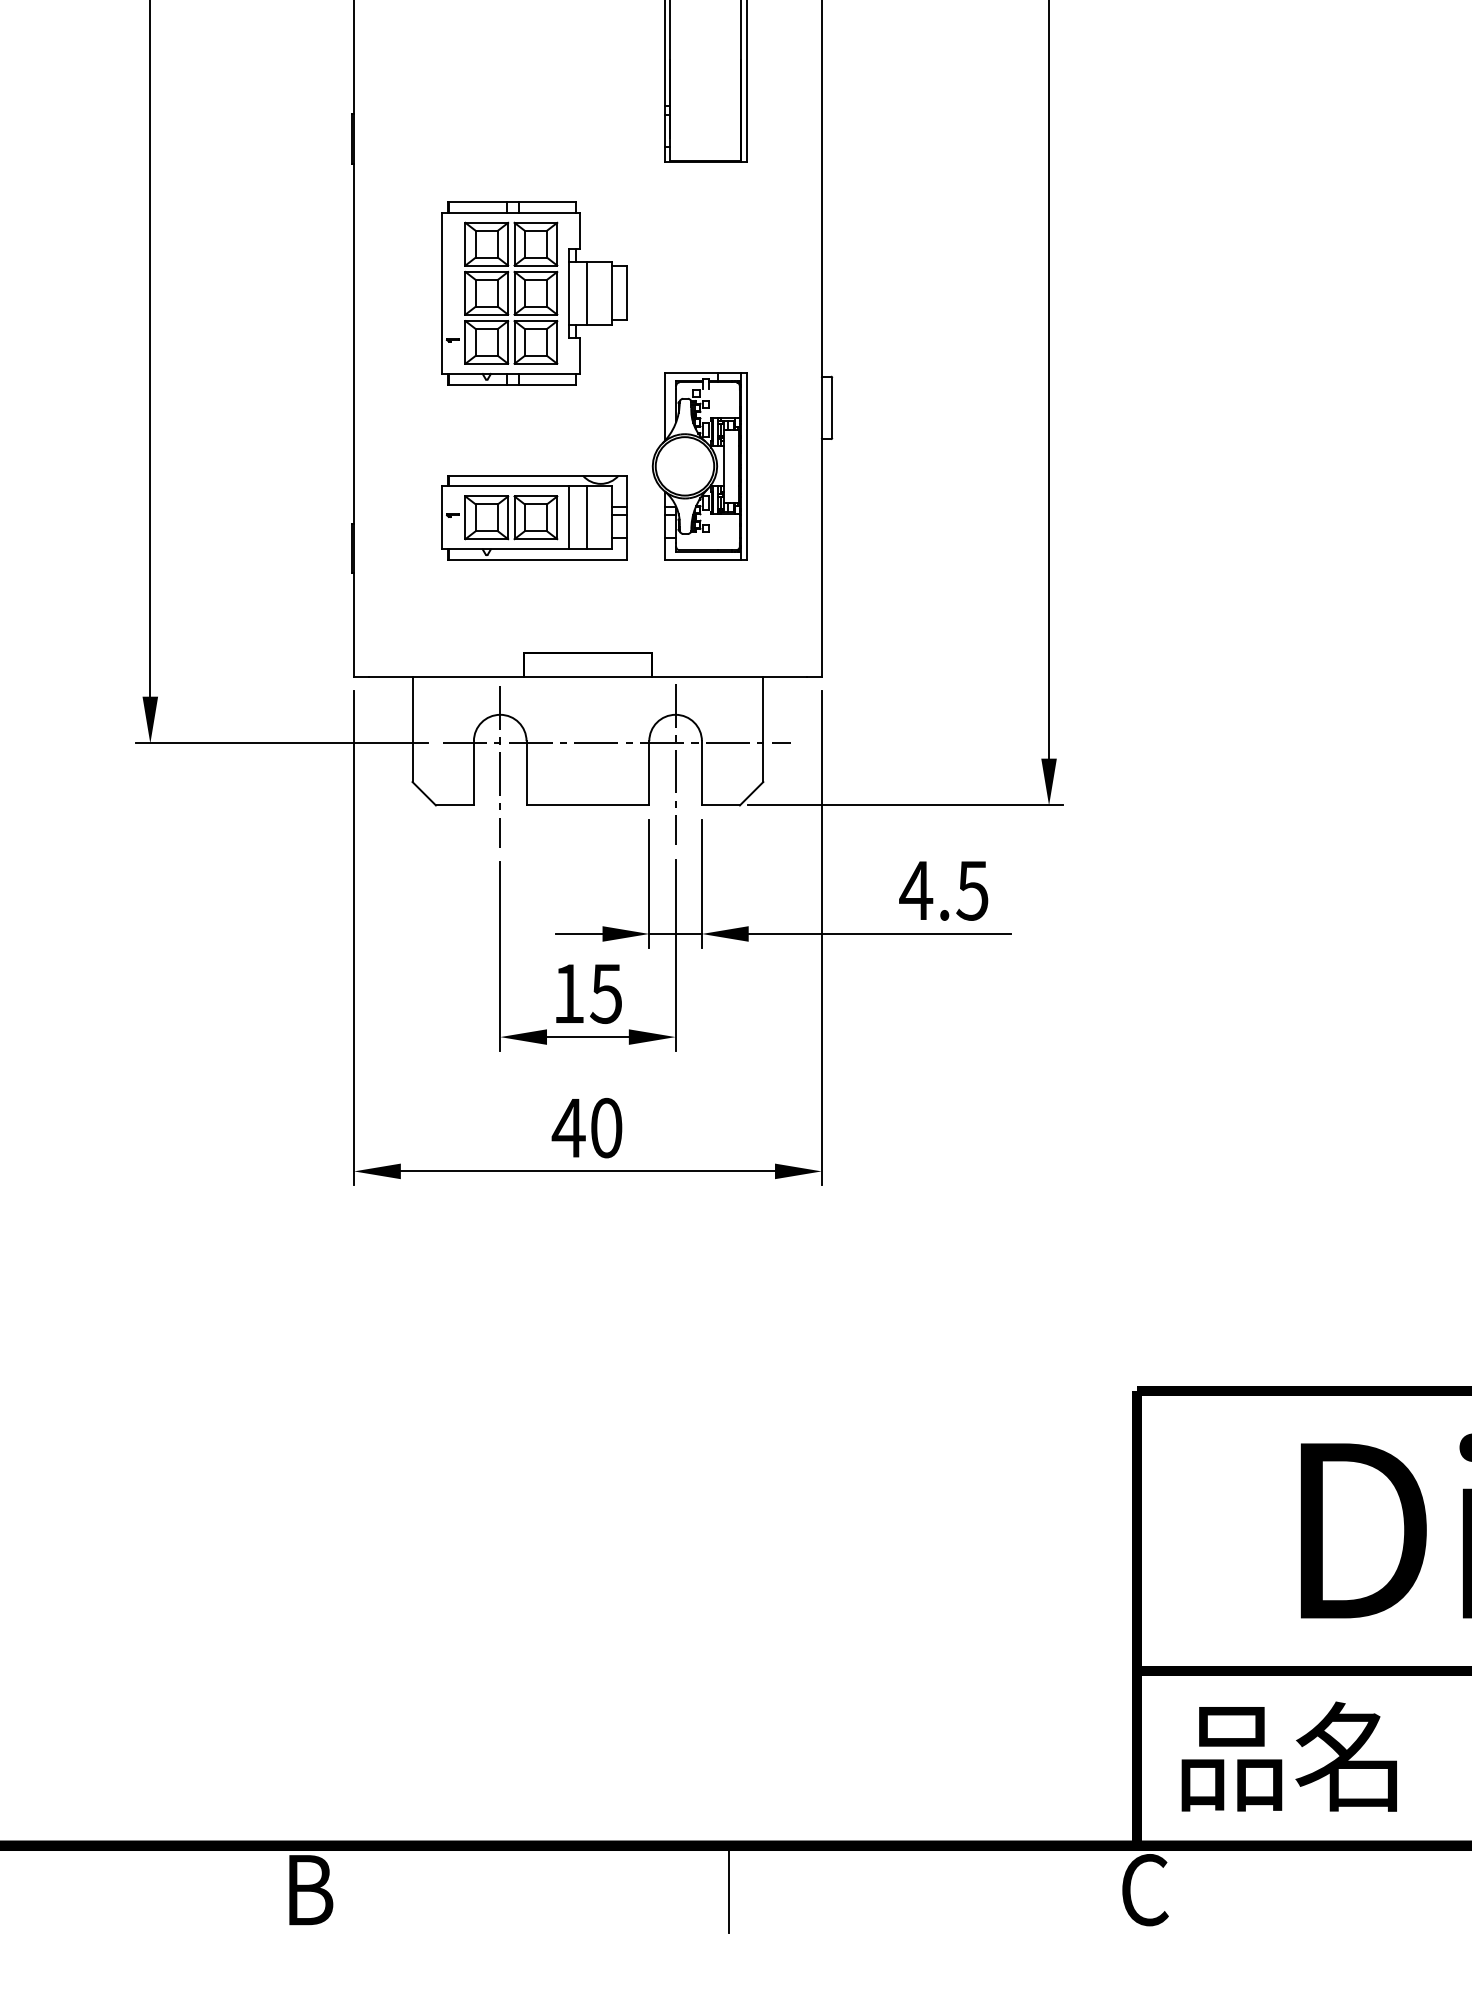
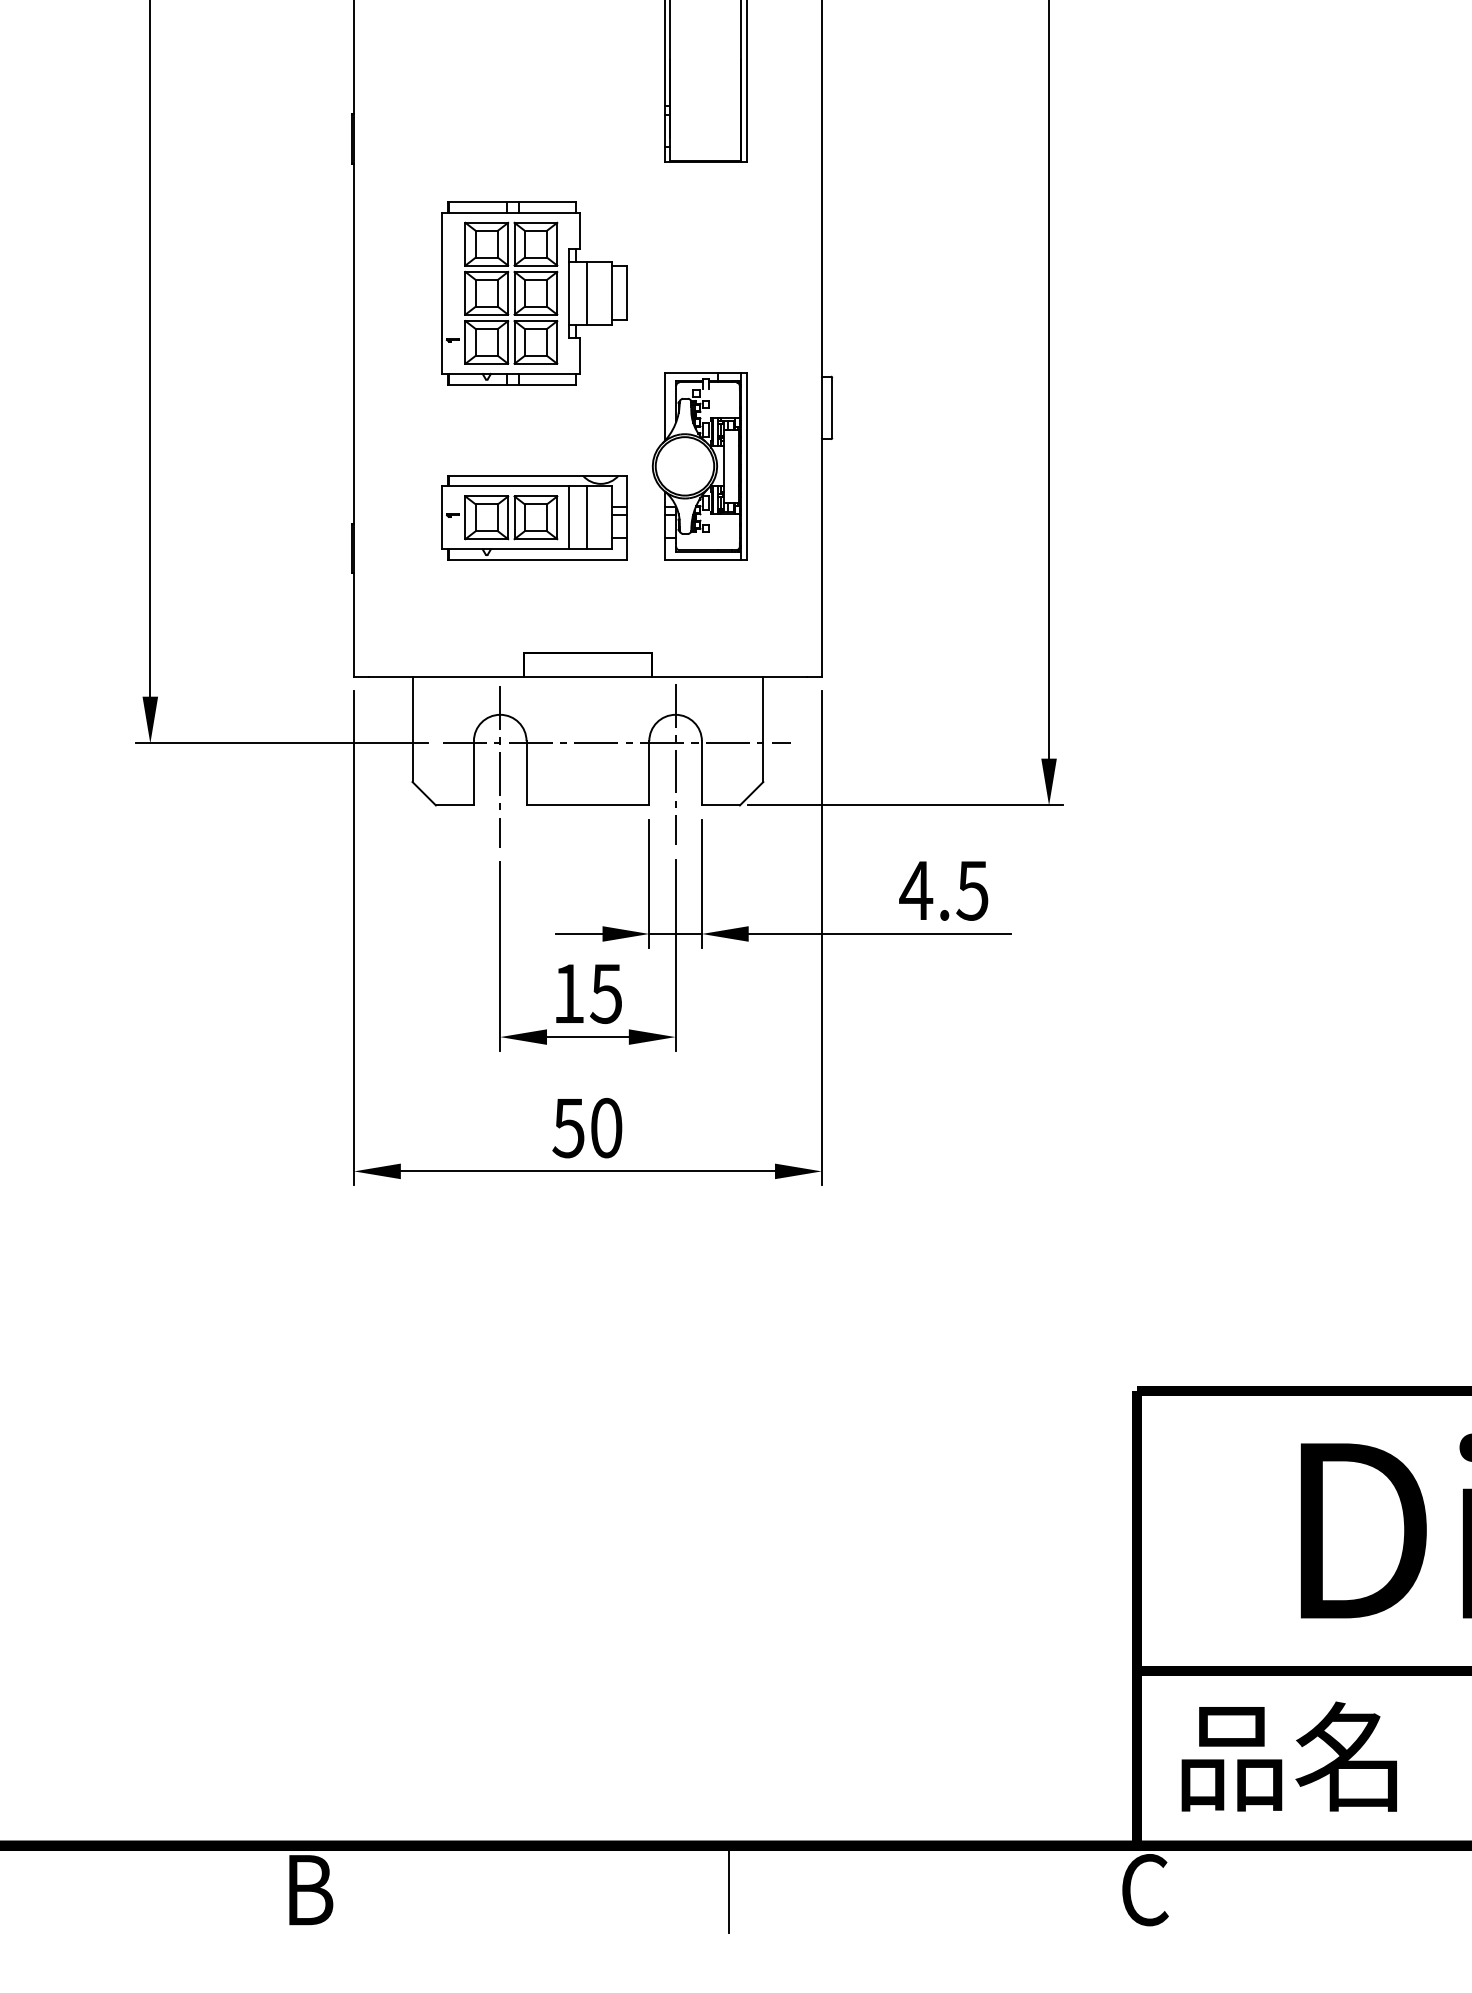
text: 40 -> 50 (568, 1128)
